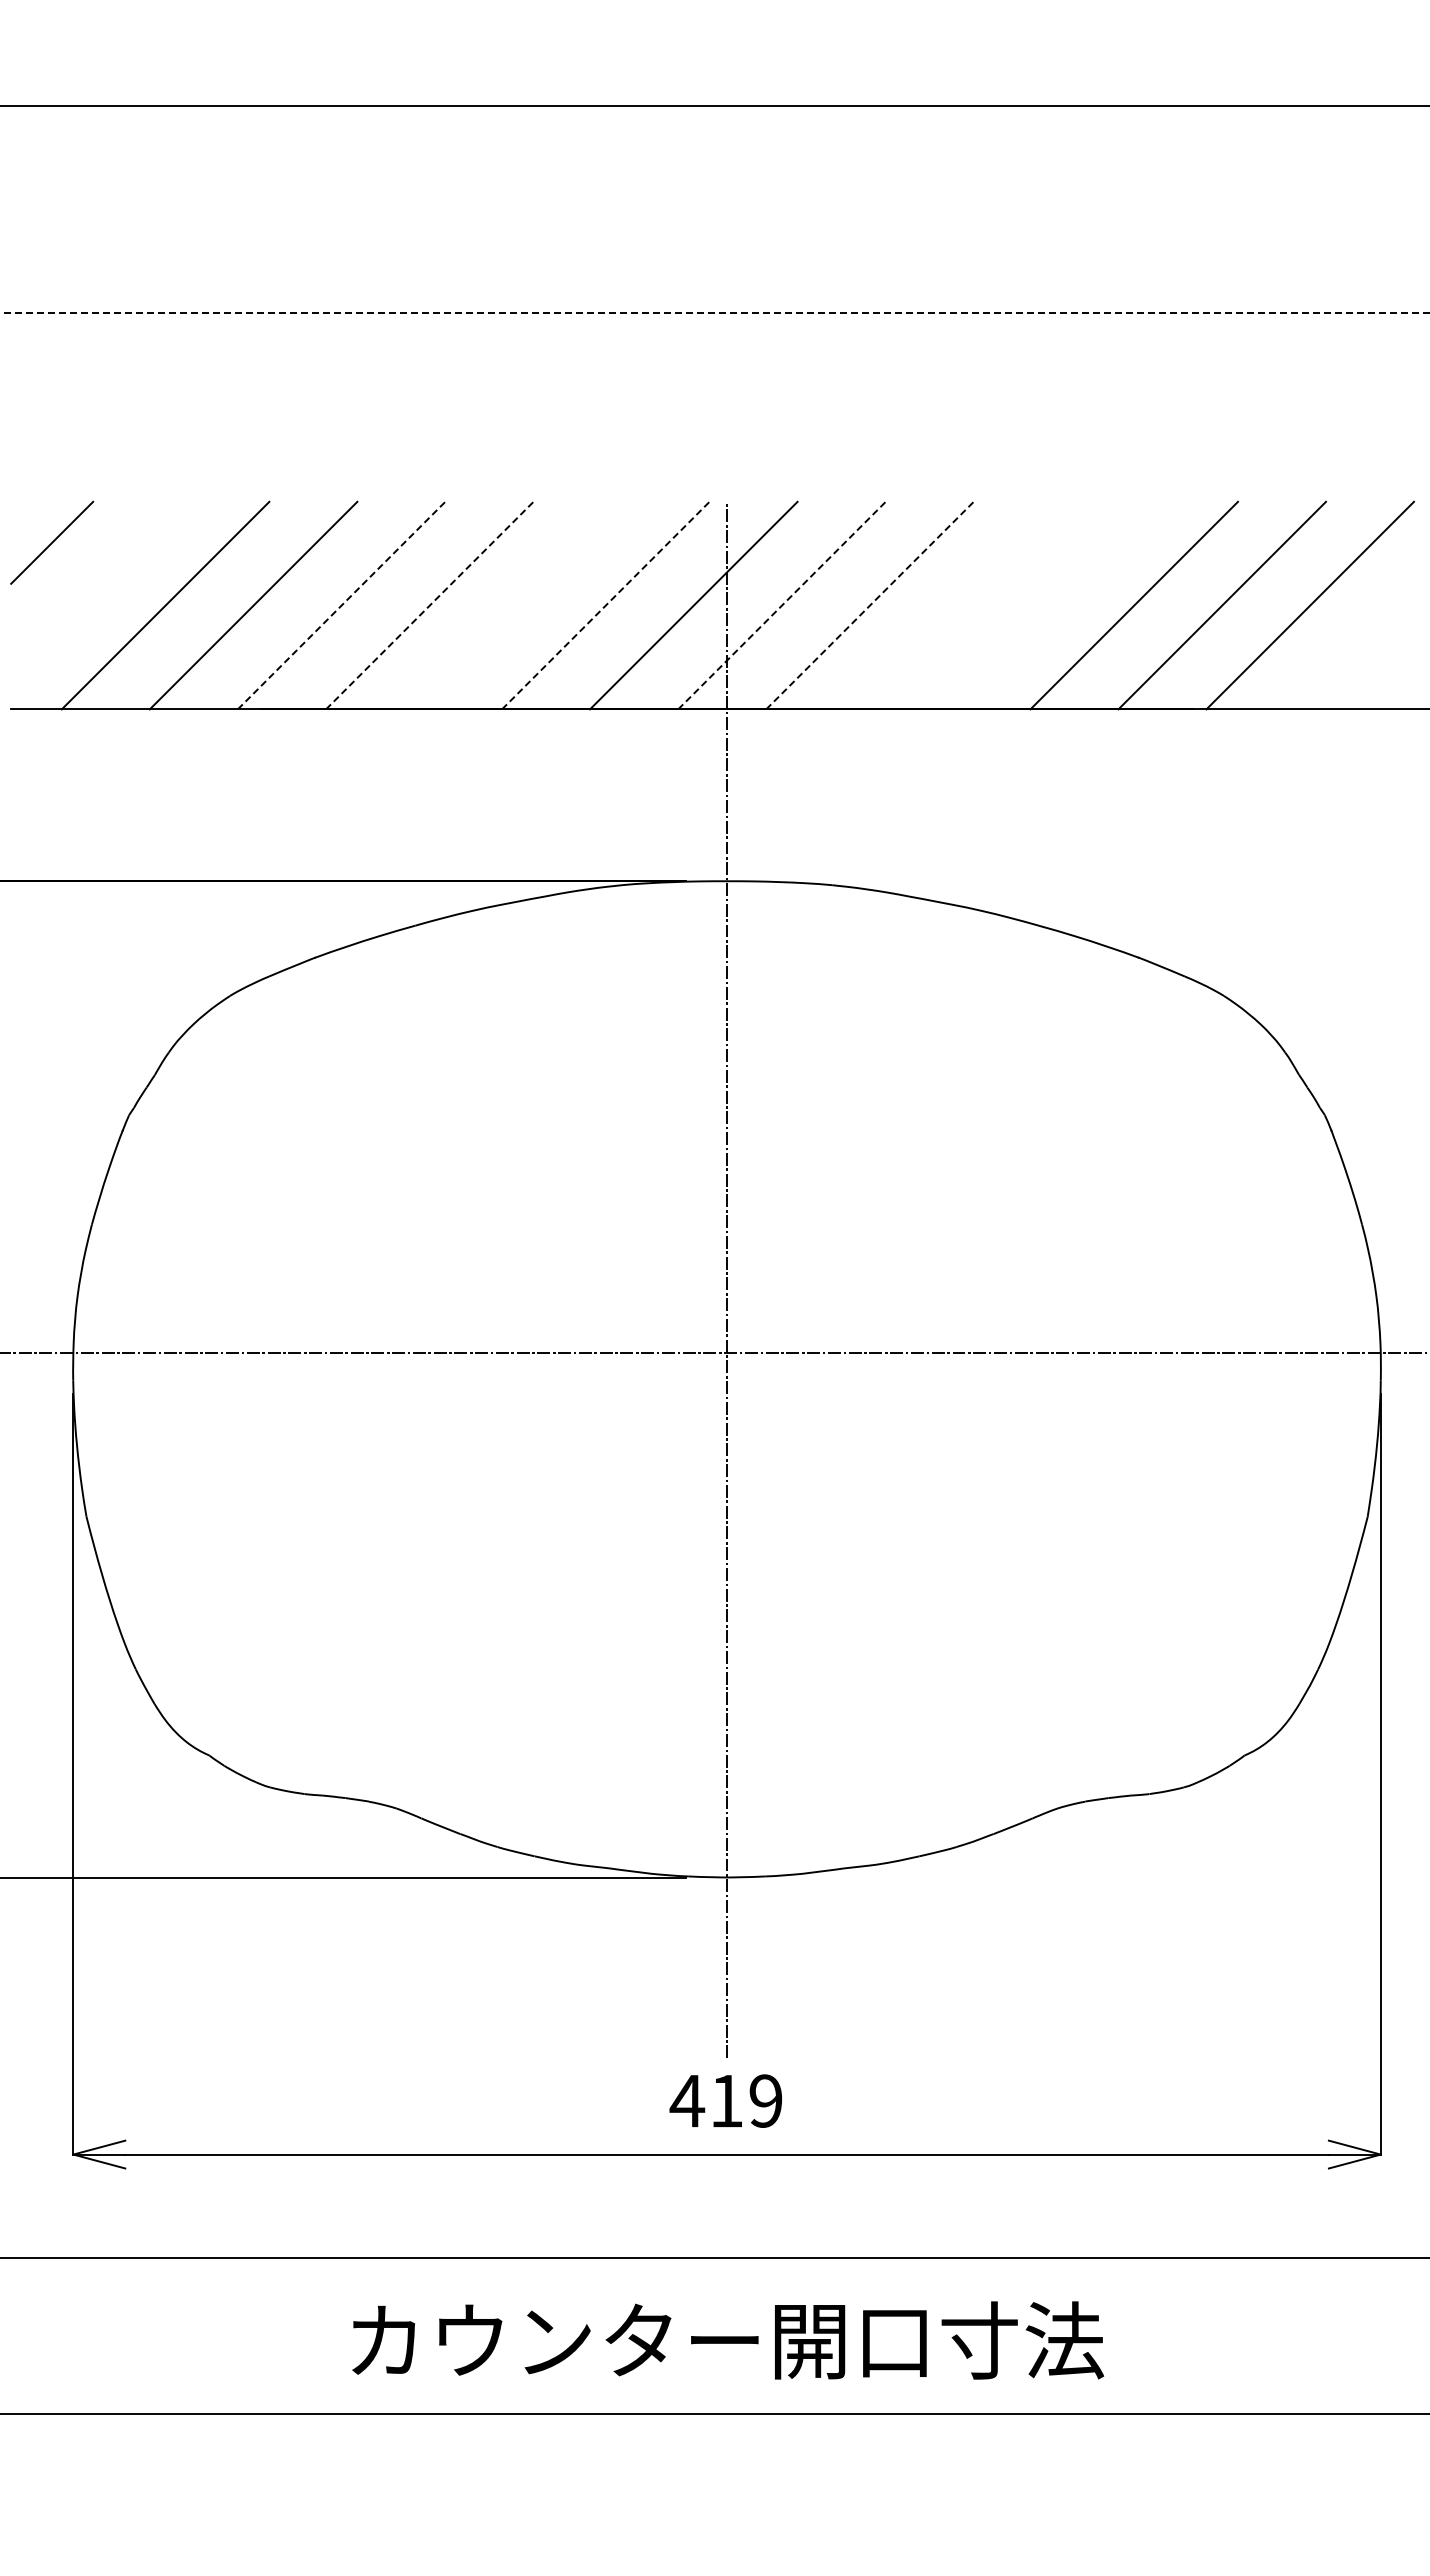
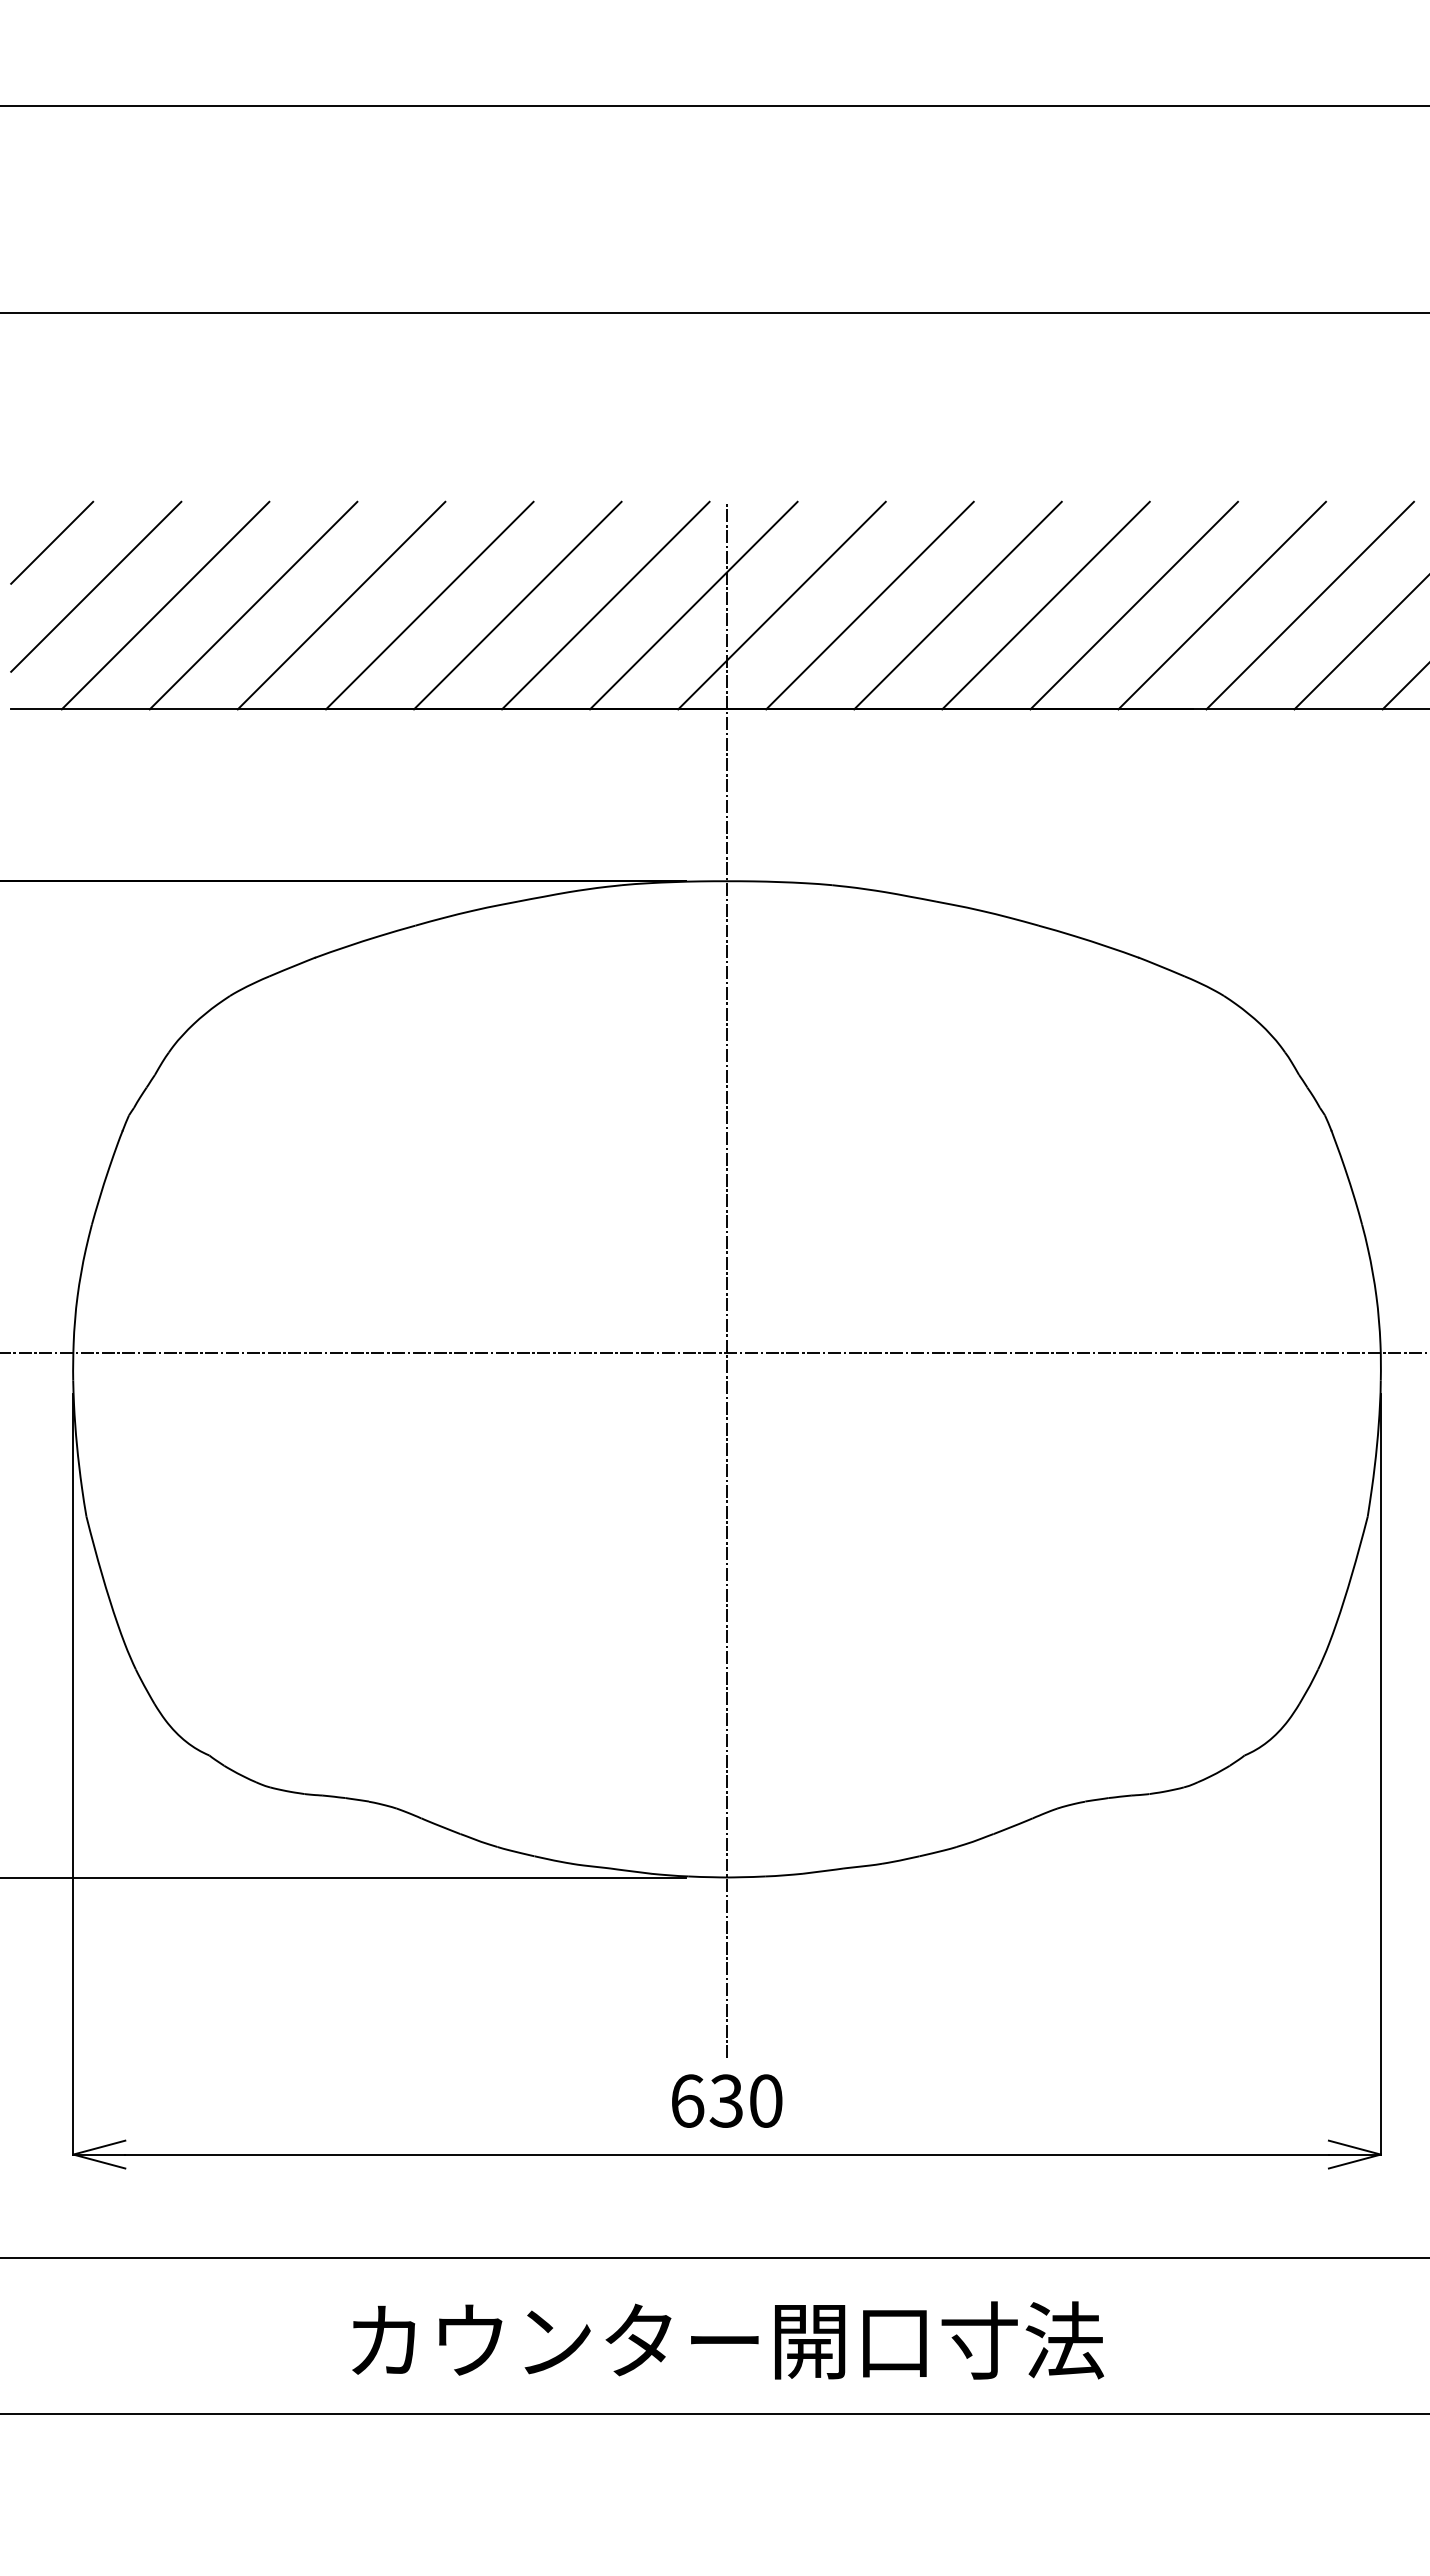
line: dashed -> solid (714, 313)
line: none -> present (96, 586)
line: dashed -> solid (341, 605)
line: dashed -> solid (429, 605)
line: none -> present (517, 605)
line: dashed -> solid (605, 605)
line: dashed -> solid (782, 605)
line: dashed -> solid (870, 605)
line: none -> present (957, 605)
line: none -> present (1045, 605)
line: none -> present (1360, 643)
line: none -> present (1404, 687)
text: 419 -> 630 (725, 2100)
